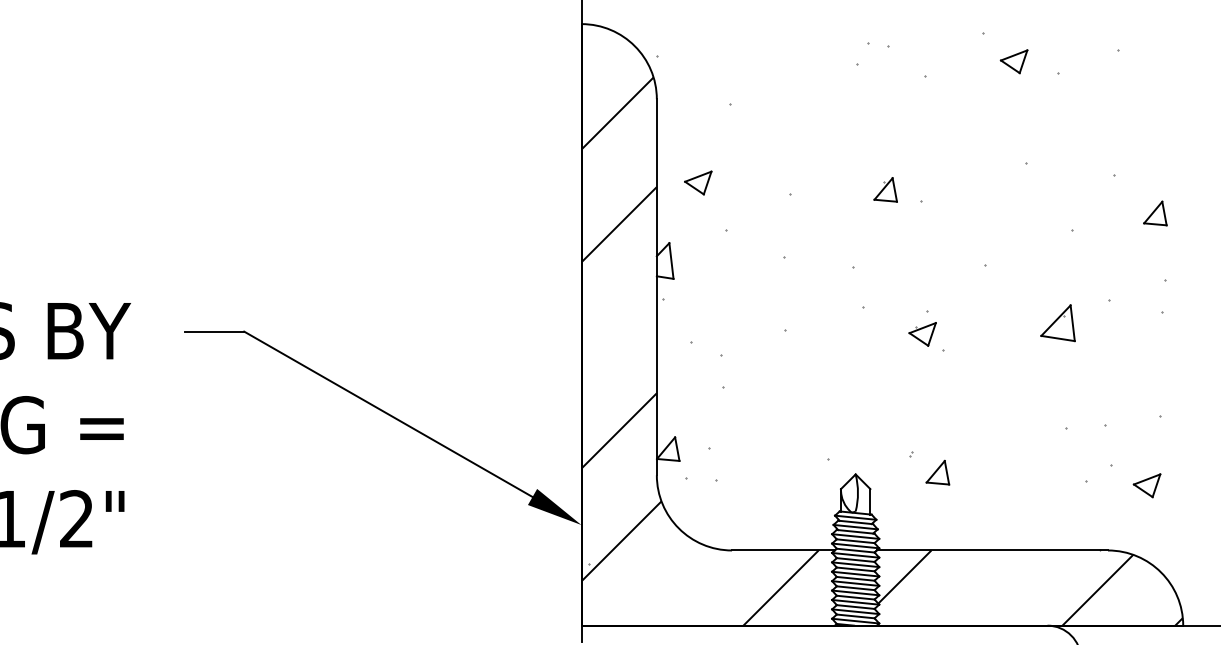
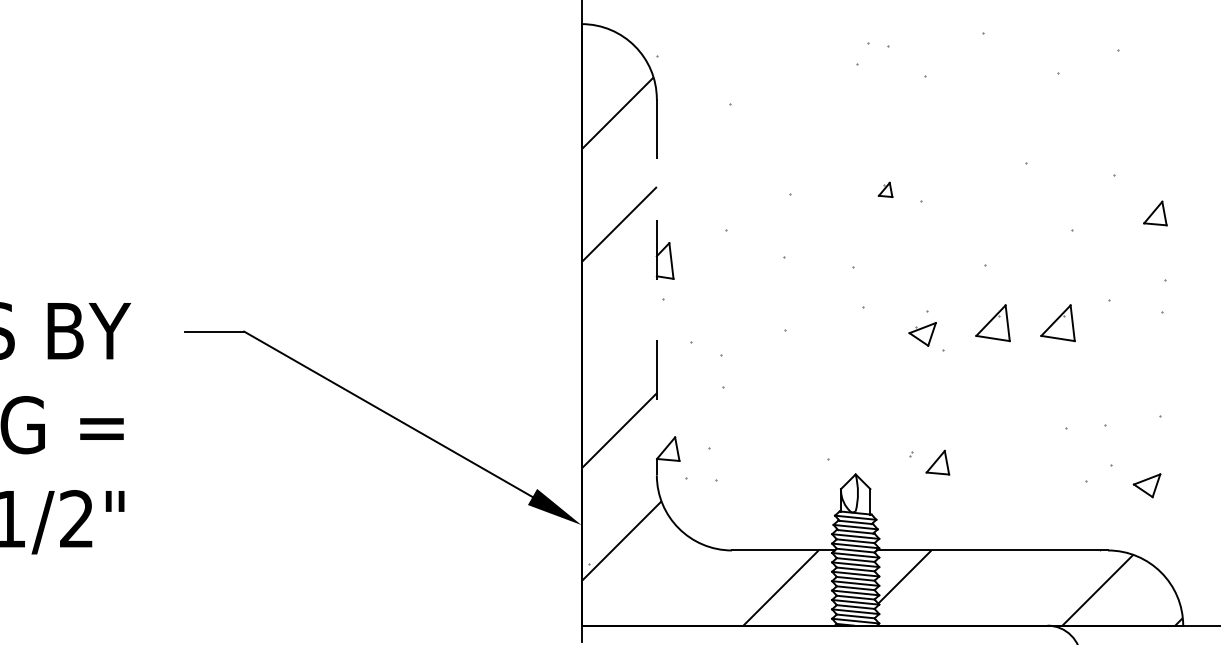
part: present -> none (1013, 61)
part: present -> none (698, 182)
part size: 25x26 px -> 17x17 px (885, 189)
line: solid -> dashed (656, 287)
part: none -> present (992, 323)
part position: (937, 472) -> (937, 462) (937, 462)
